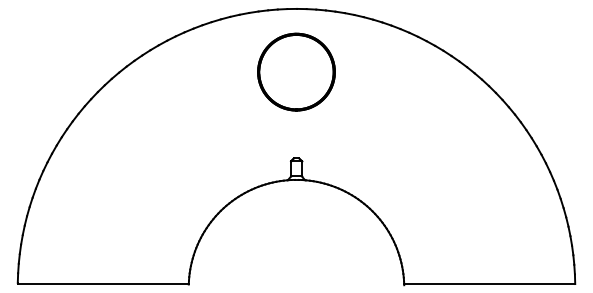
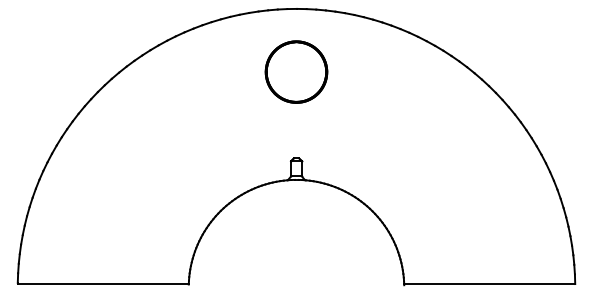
part size: 79x80 px -> 65x64 px (296, 71)
